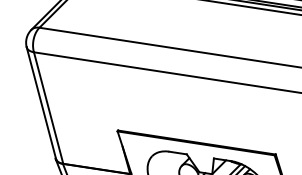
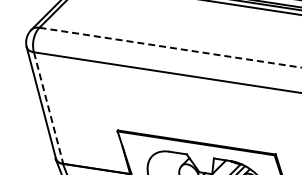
line: solid -> dashed (170, 47)
line: solid -> dashed (48, 108)
